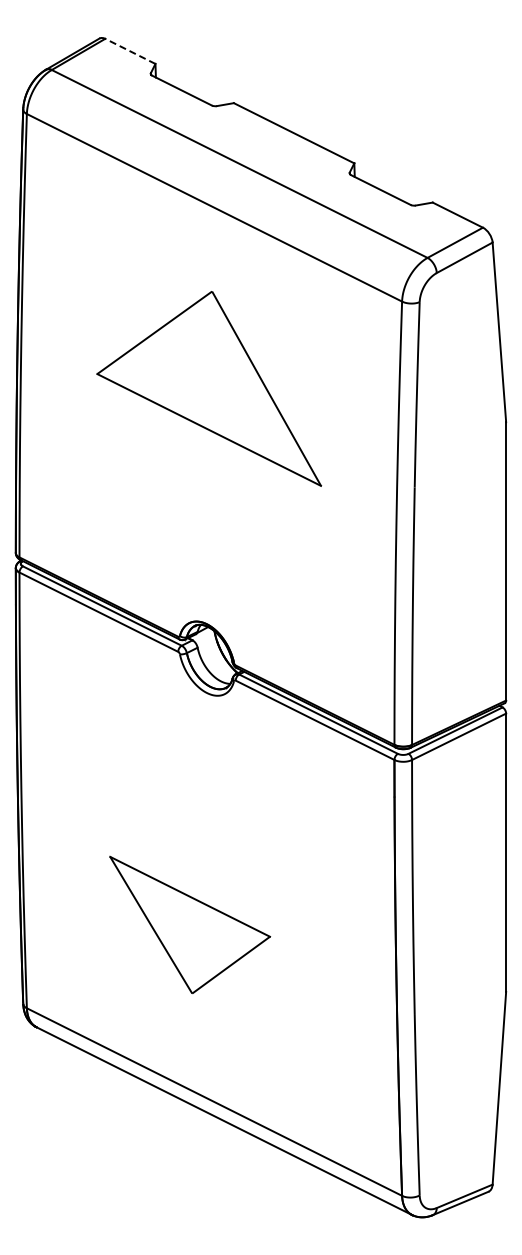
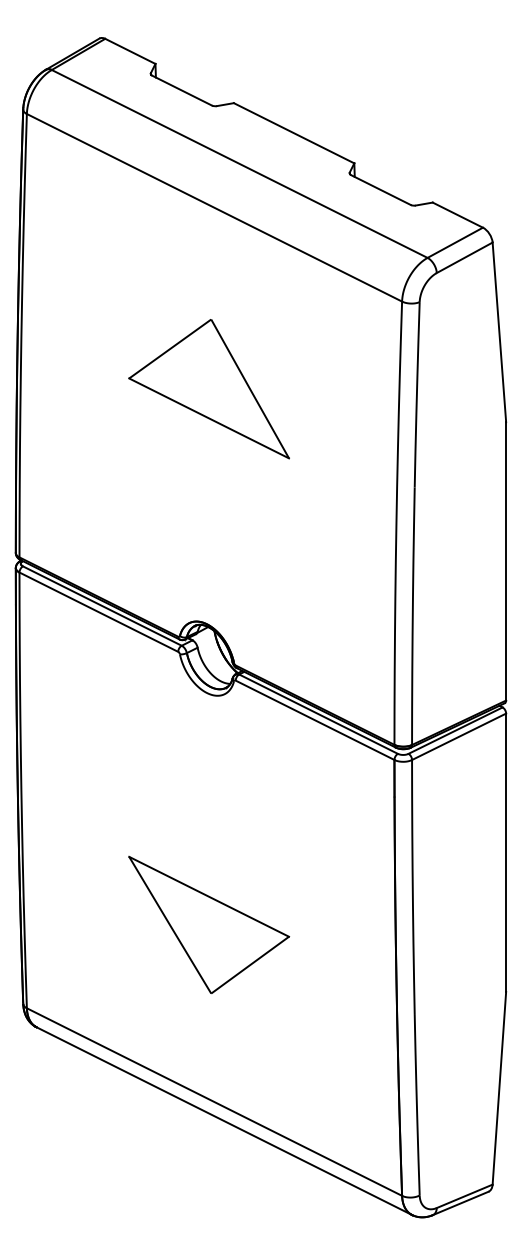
line: dashed -> solid (129, 51)
part size: 227x196 px -> 162x141 px (208, 389)
part position: (190, 924) -> (209, 924) (209, 924)
